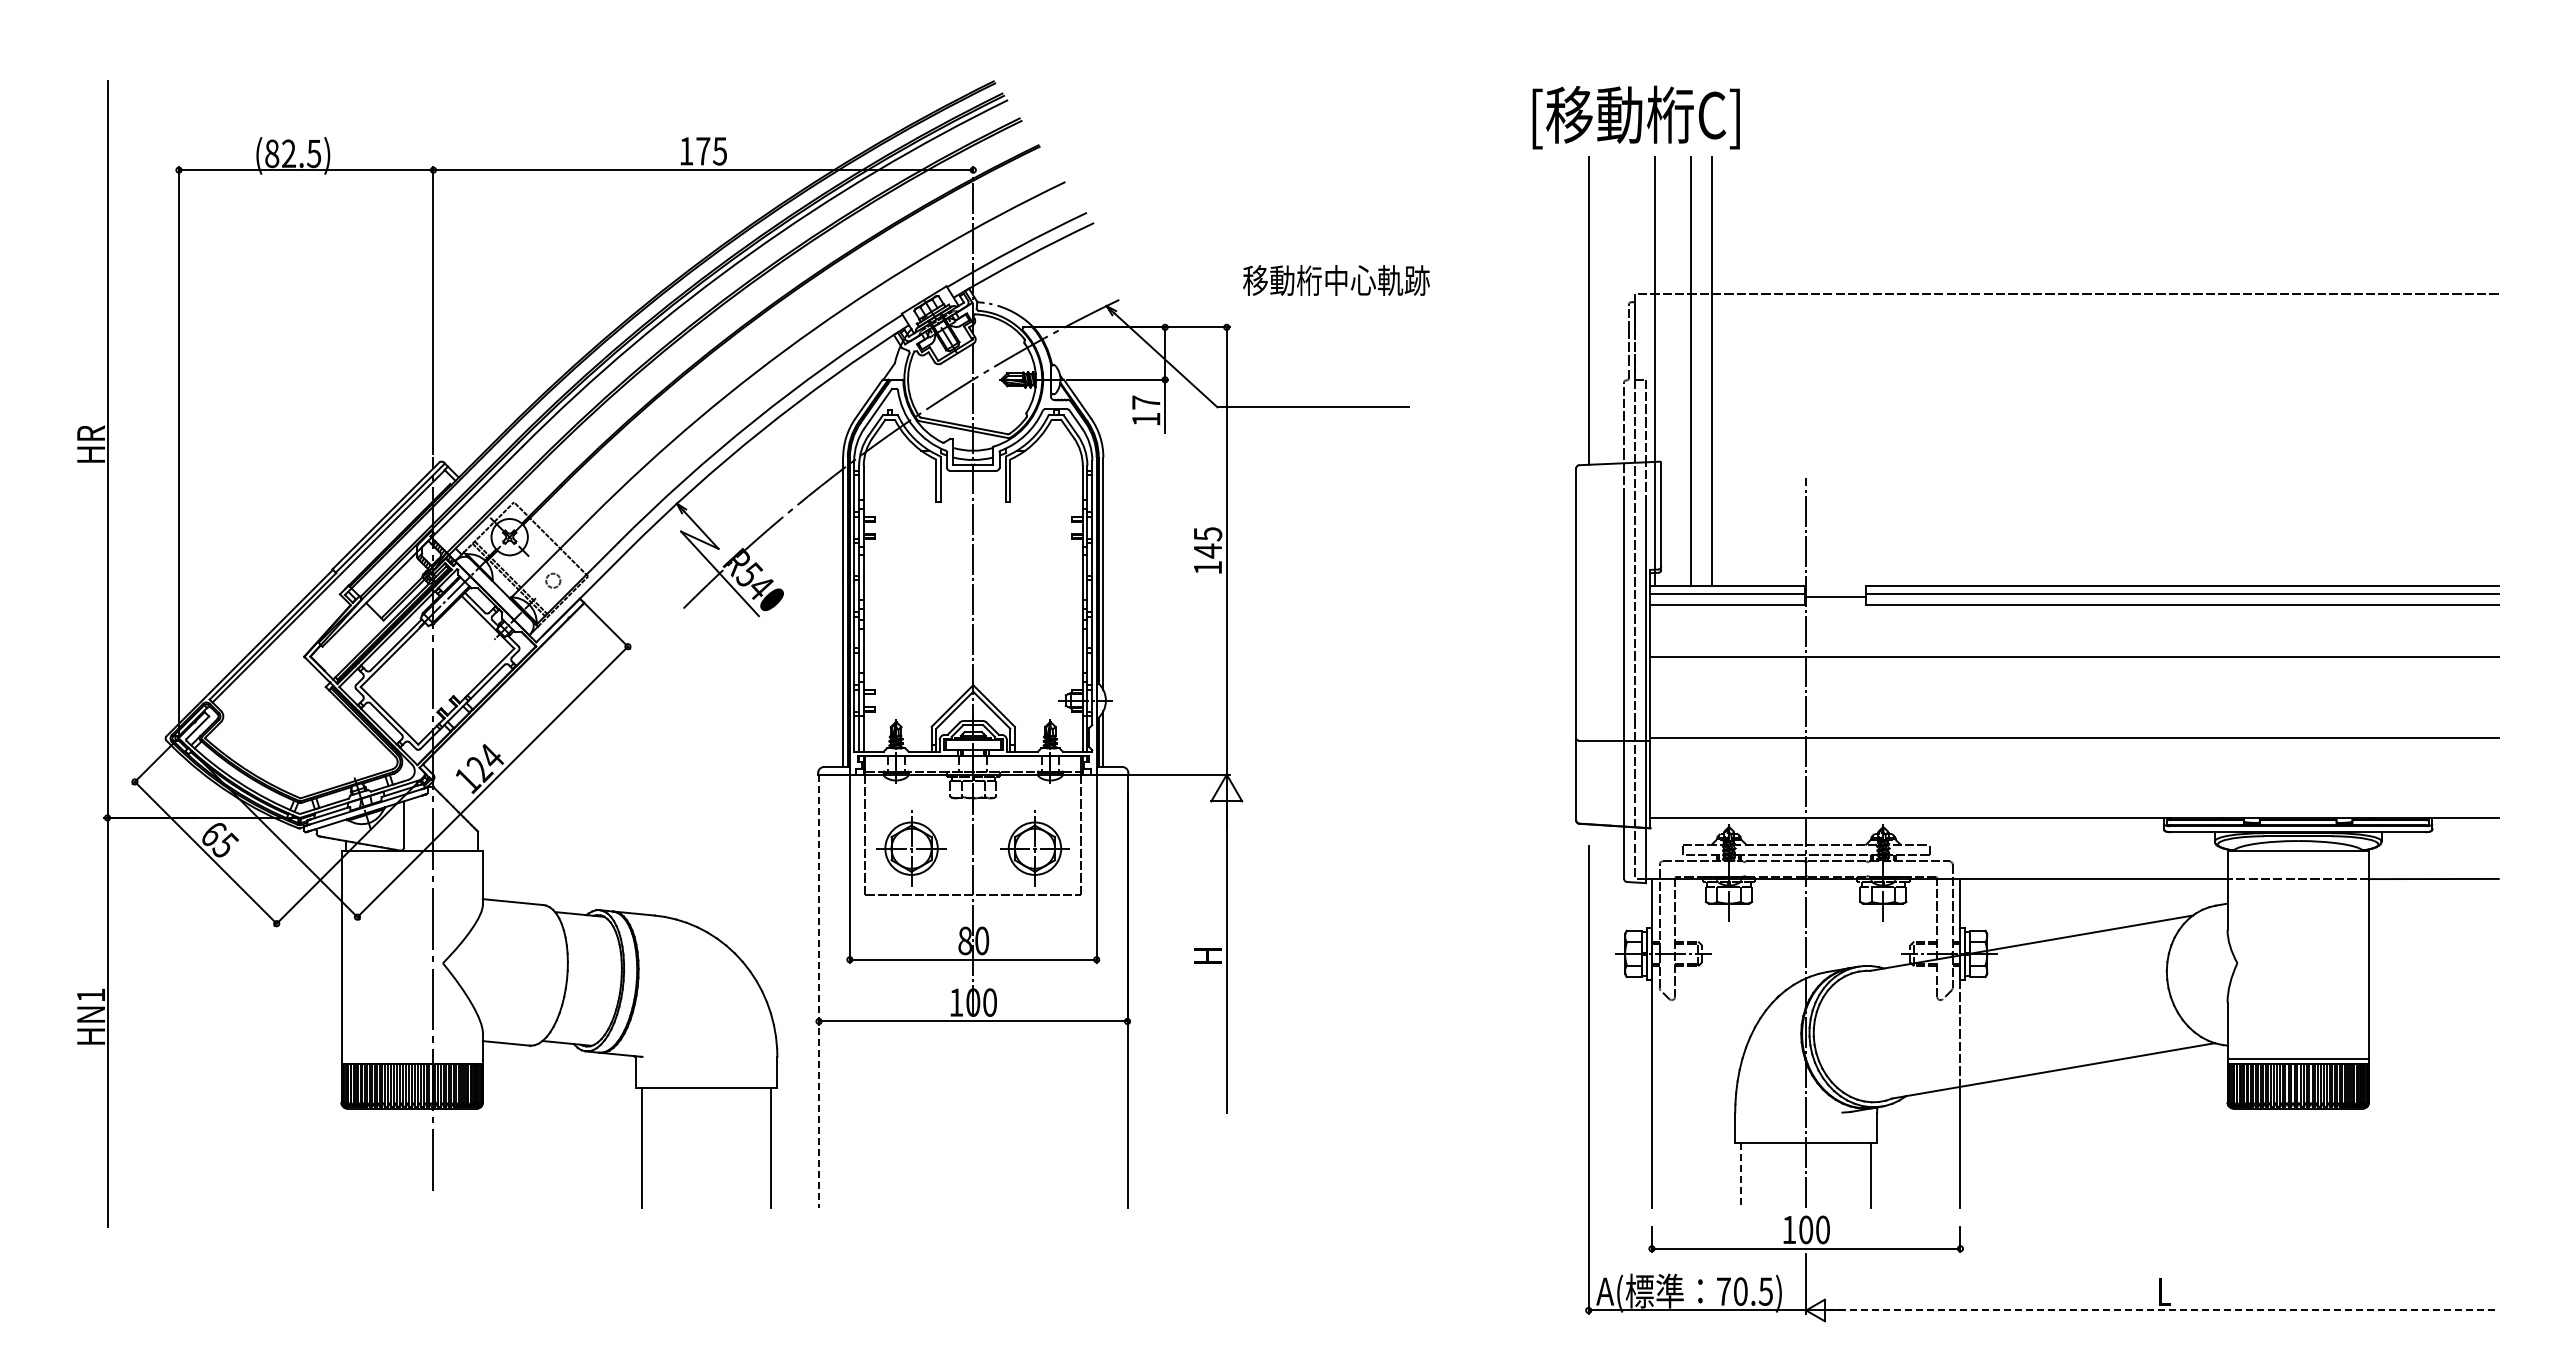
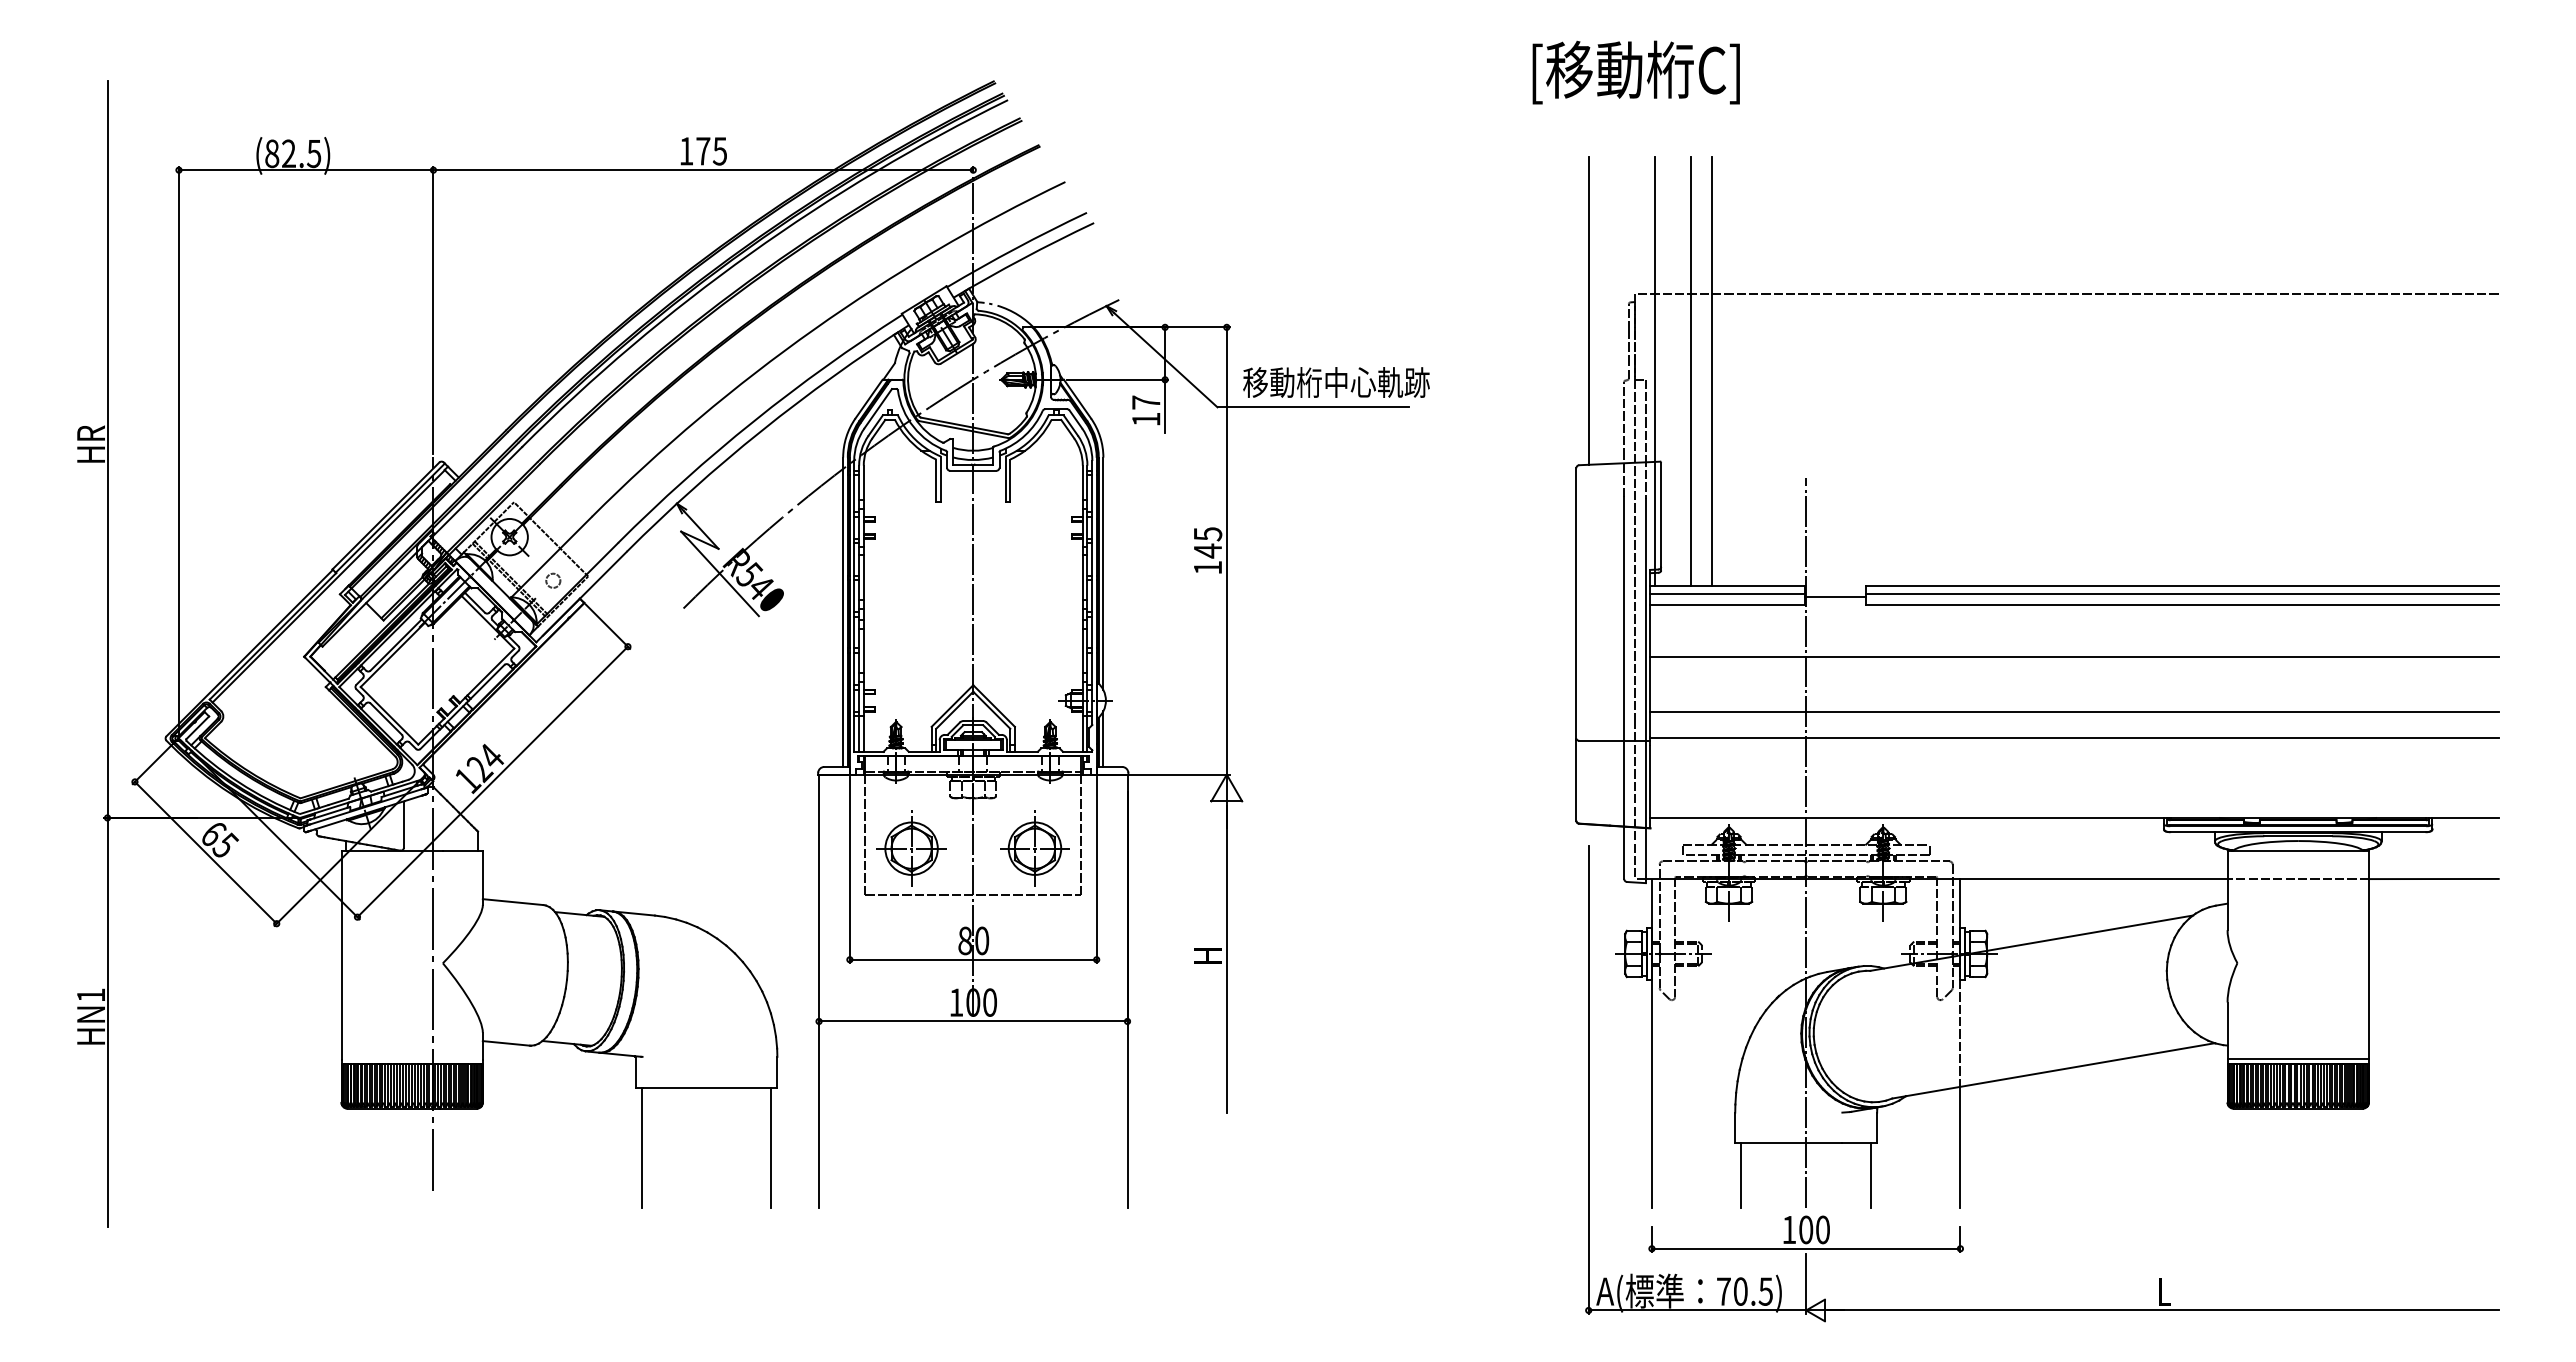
text position: (1635, 117) -> (1635, 72) (1635, 72)
text position: (1336, 280) -> (1336, 382) (1336, 382)
line: none -> present (2074, 712)
line: dashed -> solid (819, 991)
line: dashed -> solid (1741, 1176)
line: dashed -> solid (2163, 1310)
